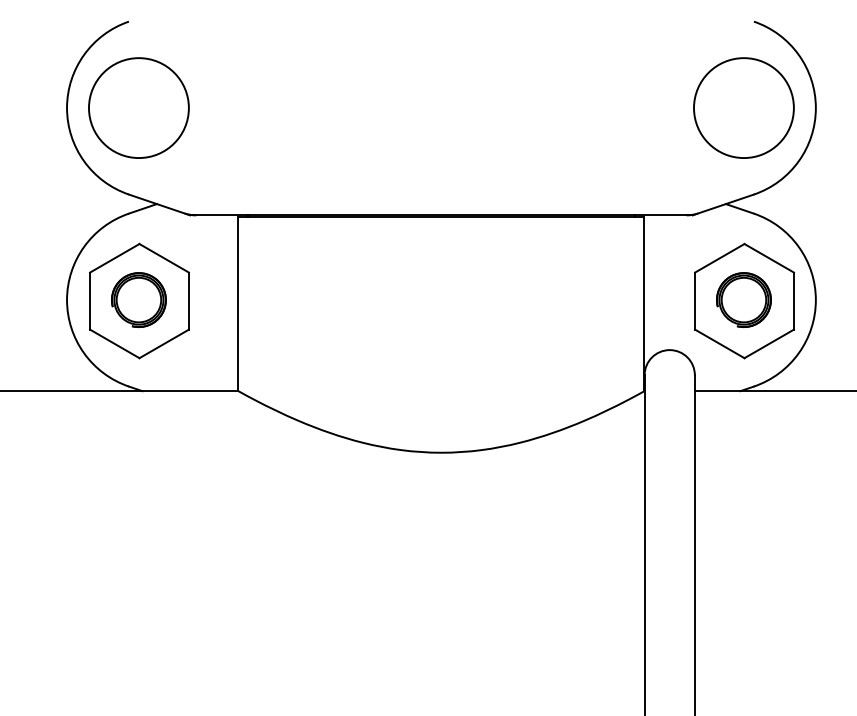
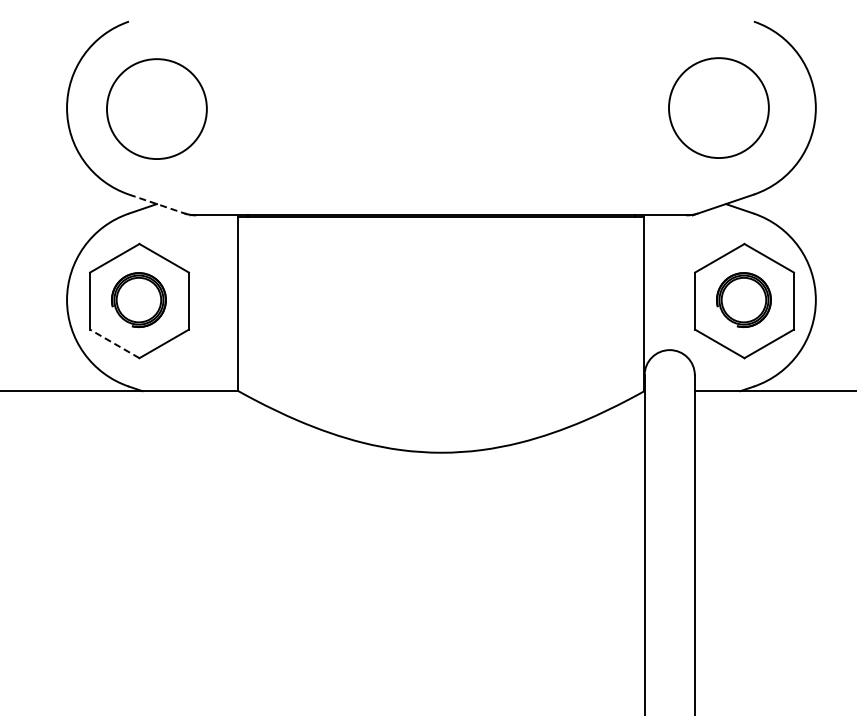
circle position: (138, 107) -> (156, 108) (156, 108)
circle position: (743, 107) -> (718, 107) (718, 107)
line: solid -> dashed (159, 205)
line: solid -> dashed (114, 343)
